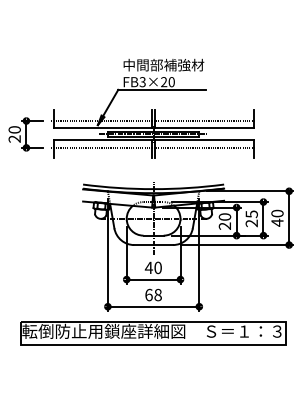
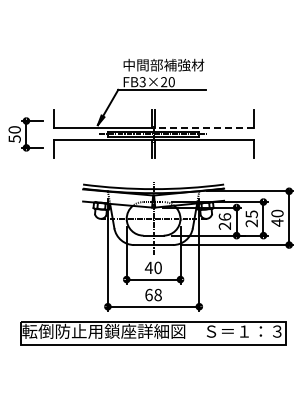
line: present -> none (153, 121)
line: solid -> dashed (203, 127)
text: 20 -> 50 (14, 138)
line: present -> none (153, 147)
text: 20 -> 26 (224, 216)
